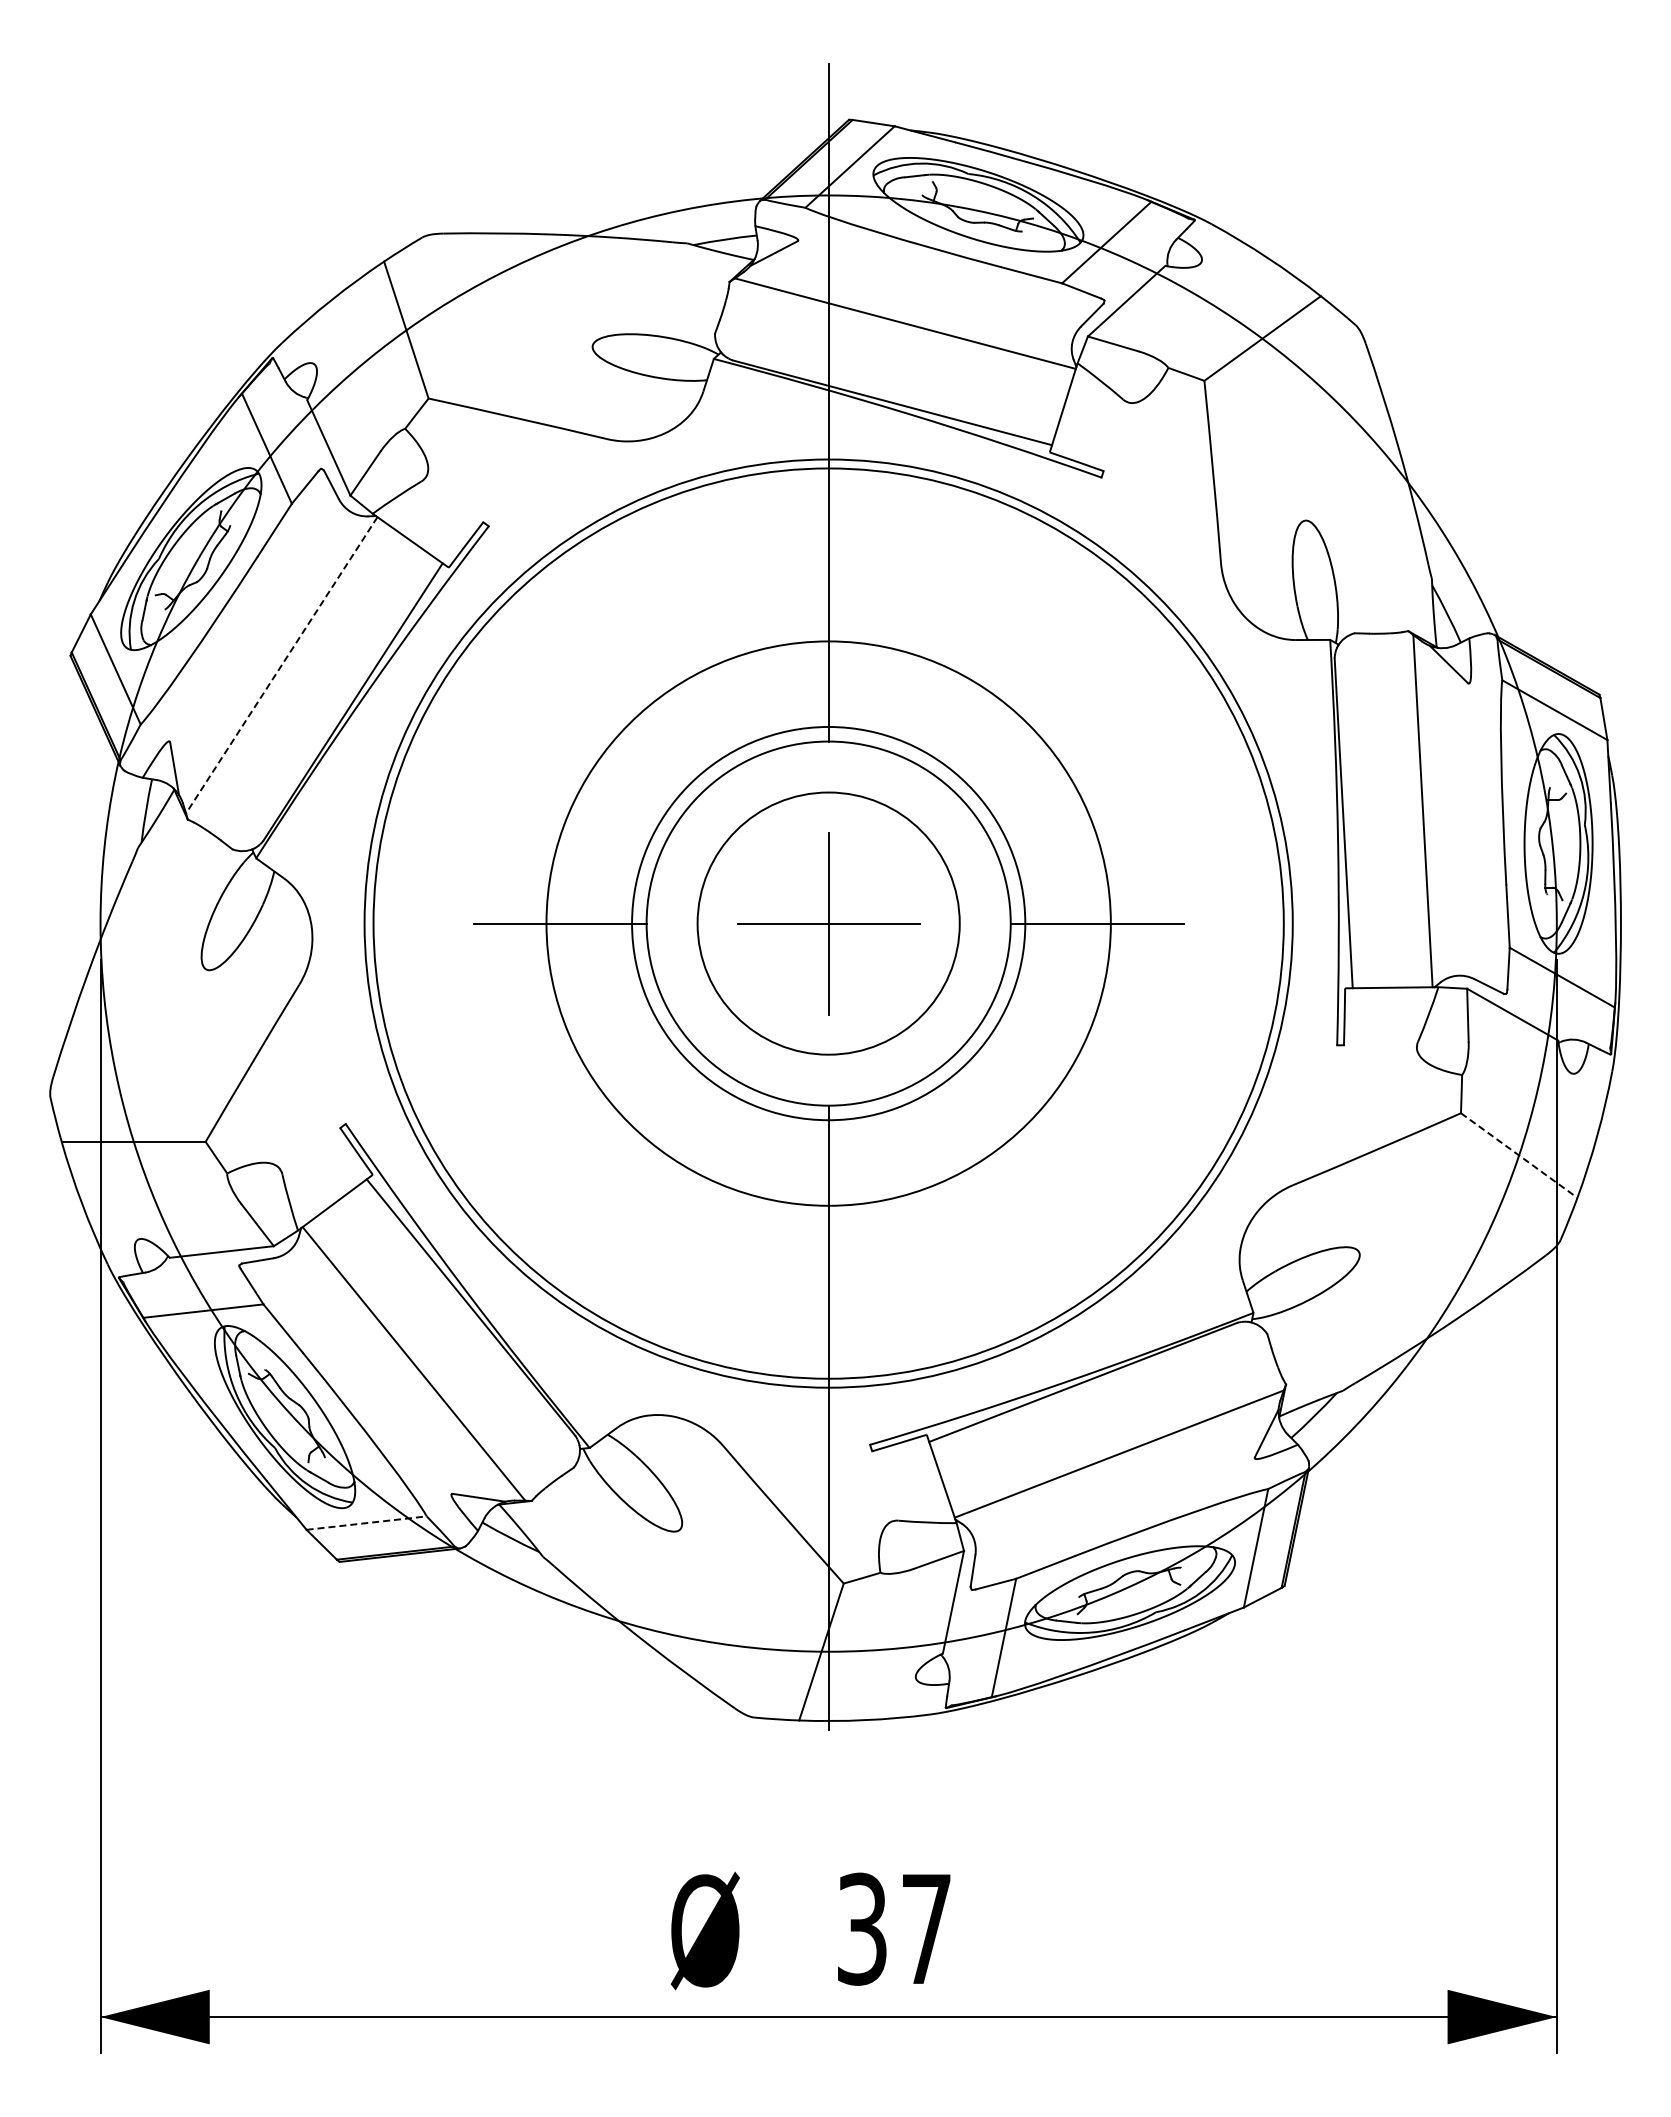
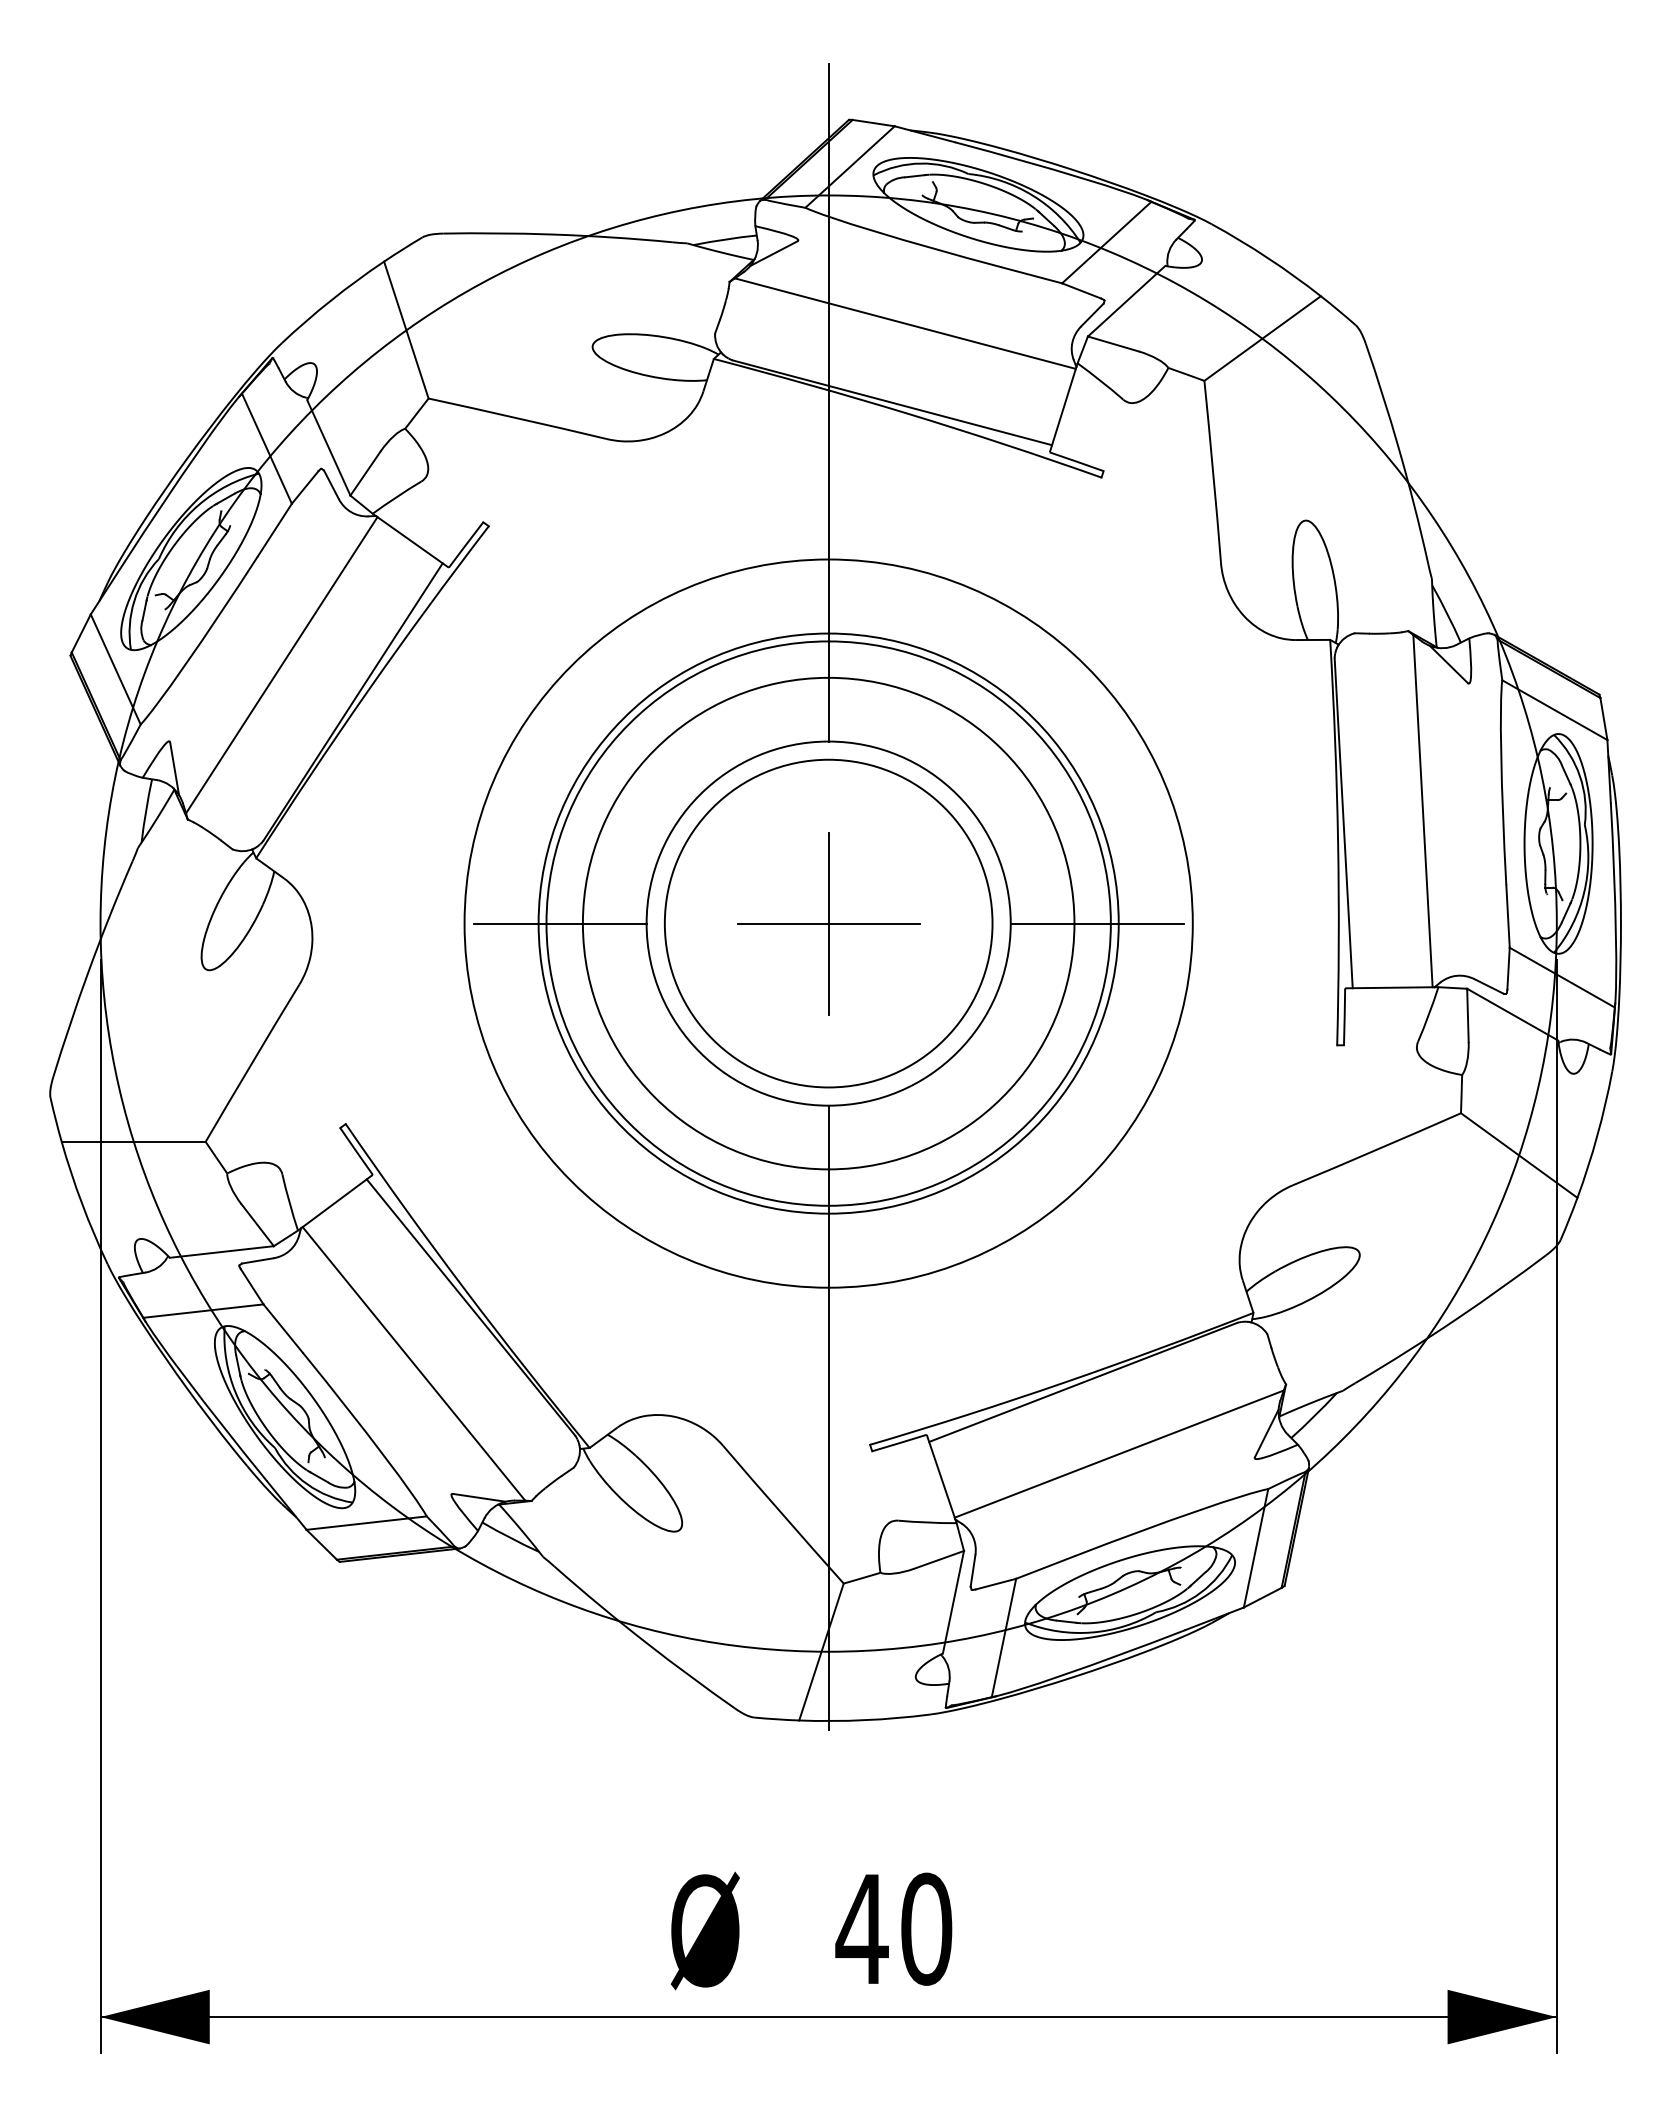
line: dashed -> solid (281, 665)
circle diameter: 262 px -> 328 px (828, 923)
circle diameter: 393 px -> 492 px (828, 923)
circle diameter: 910 px -> 728 px (828, 923)
circle diameter: 928 px -> 580 px (828, 923)
line: dashed -> solid (1519, 1155)
line: dashed -> solid (367, 1523)
text: 37 -> 40 (893, 1928)
